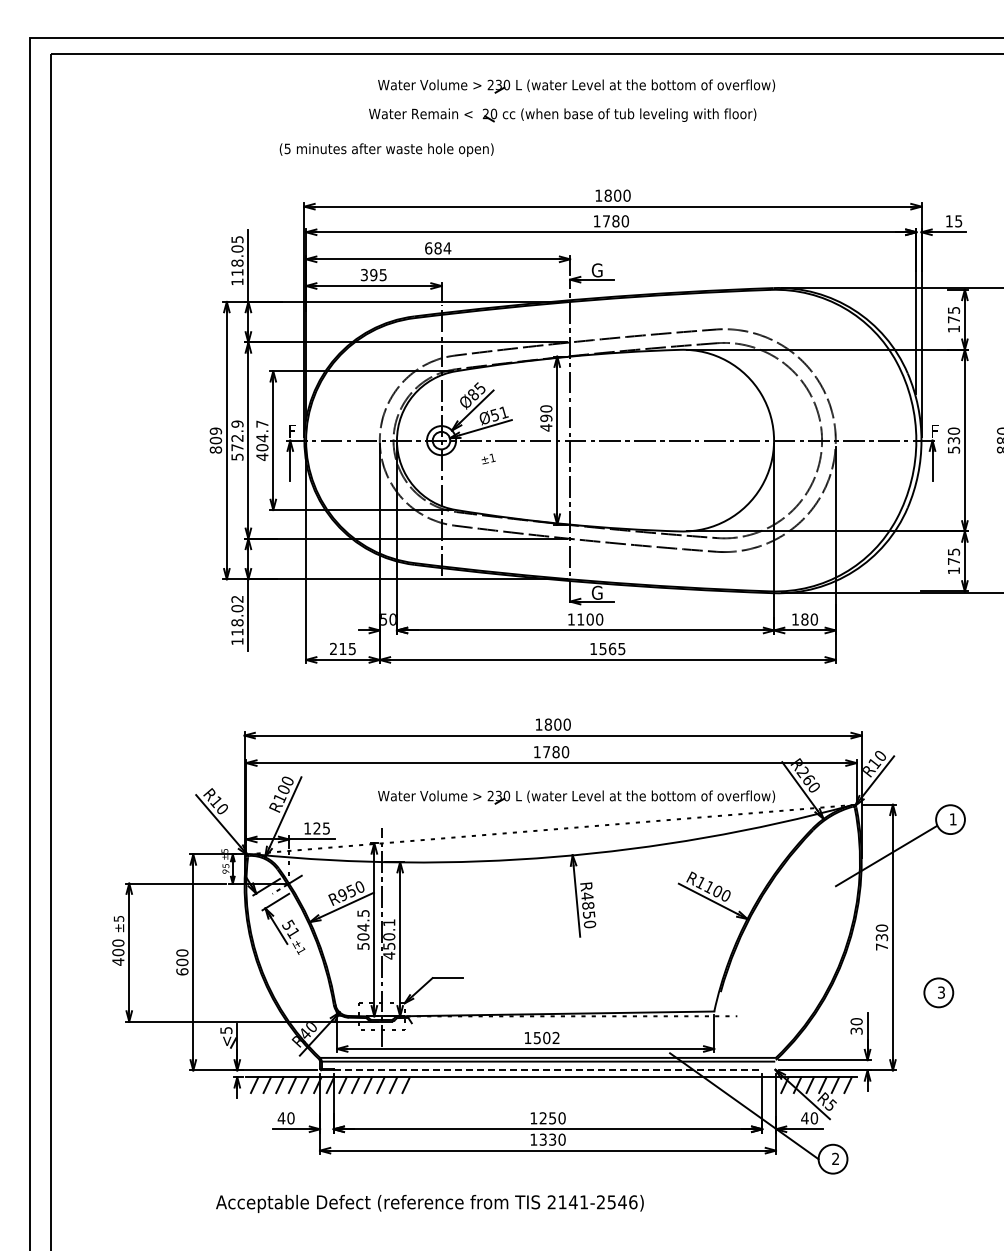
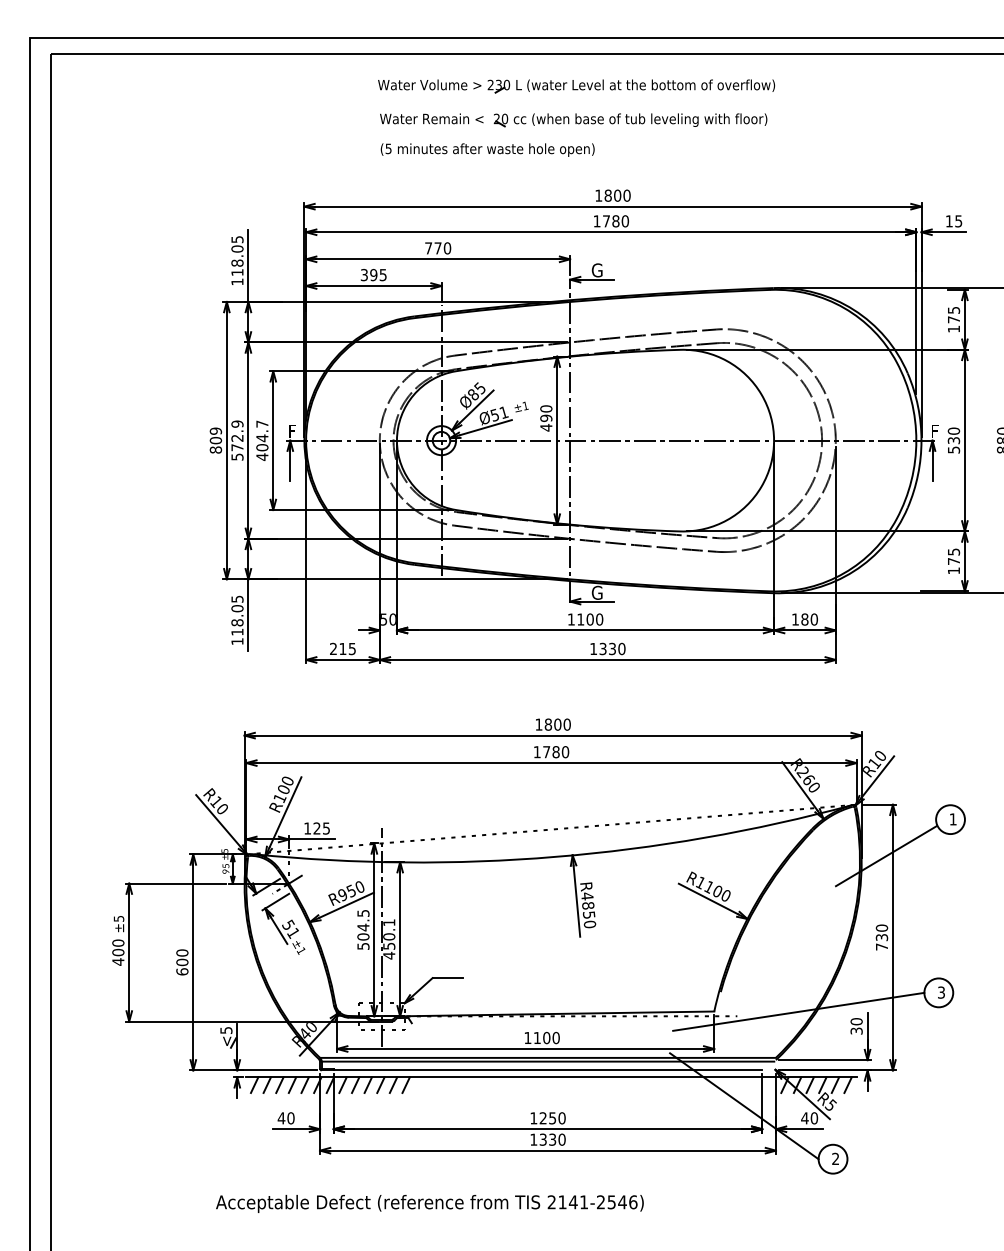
part position: (562, 115) -> (573, 120) (573, 120)
text position: (386, 149) -> (487, 149) (487, 149)
text: 684 -> 770 (438, 248)
text position: (488, 458) -> (521, 406) (521, 406)
text: 118.02 -> 118.05 (237, 598)
text: 1565 -> 1330 (612, 648)
part: present -> none (576, 797)
line: none -> present (798, 1011)
text: 1502 -> 1100 (546, 1038)
line: dashed -> solid (548, 1070)
